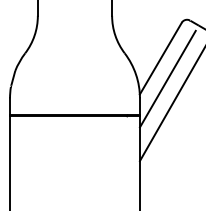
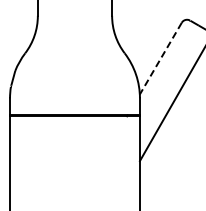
line: solid -> dashed (160, 59)
line: present -> none (167, 78)
